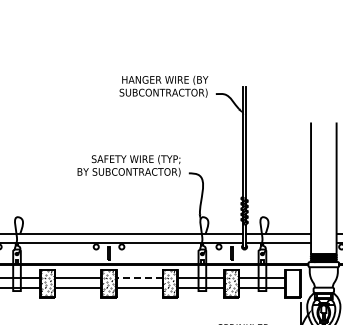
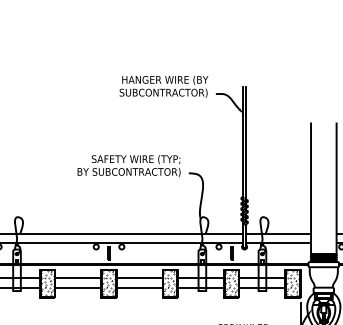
line: dashed -> solid (139, 277)
hatch: none -> present (292, 283)
